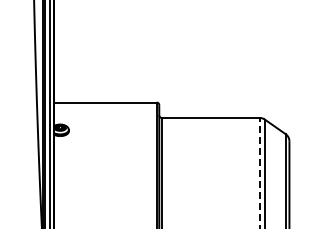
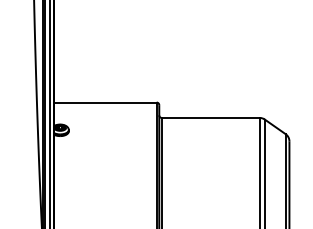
line: dashed -> solid (259, 172)
